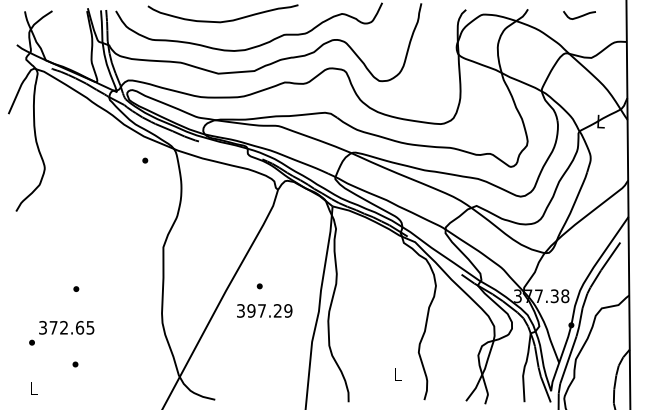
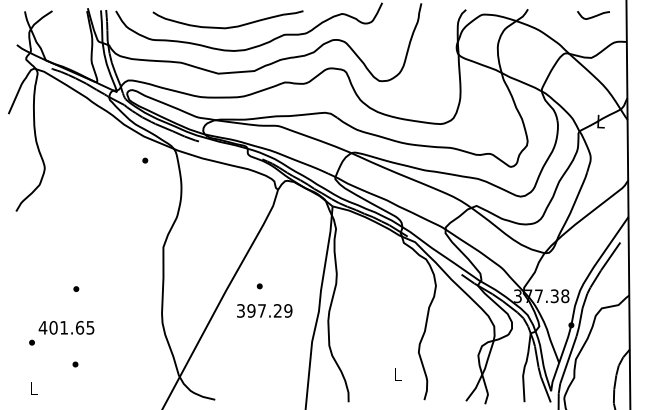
curve position: (580, 15) -> (594, 15) (594, 15)
curve position: (224, 20) -> (229, 26) (229, 26)
text: 372.65 -> 401.65 (52, 327)
